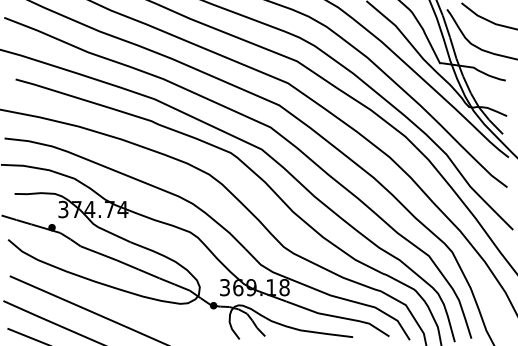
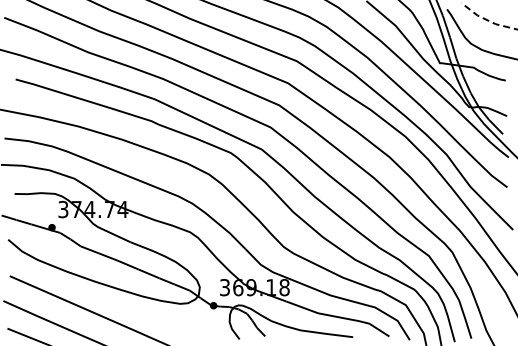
line: solid -> dashed (487, 20)
